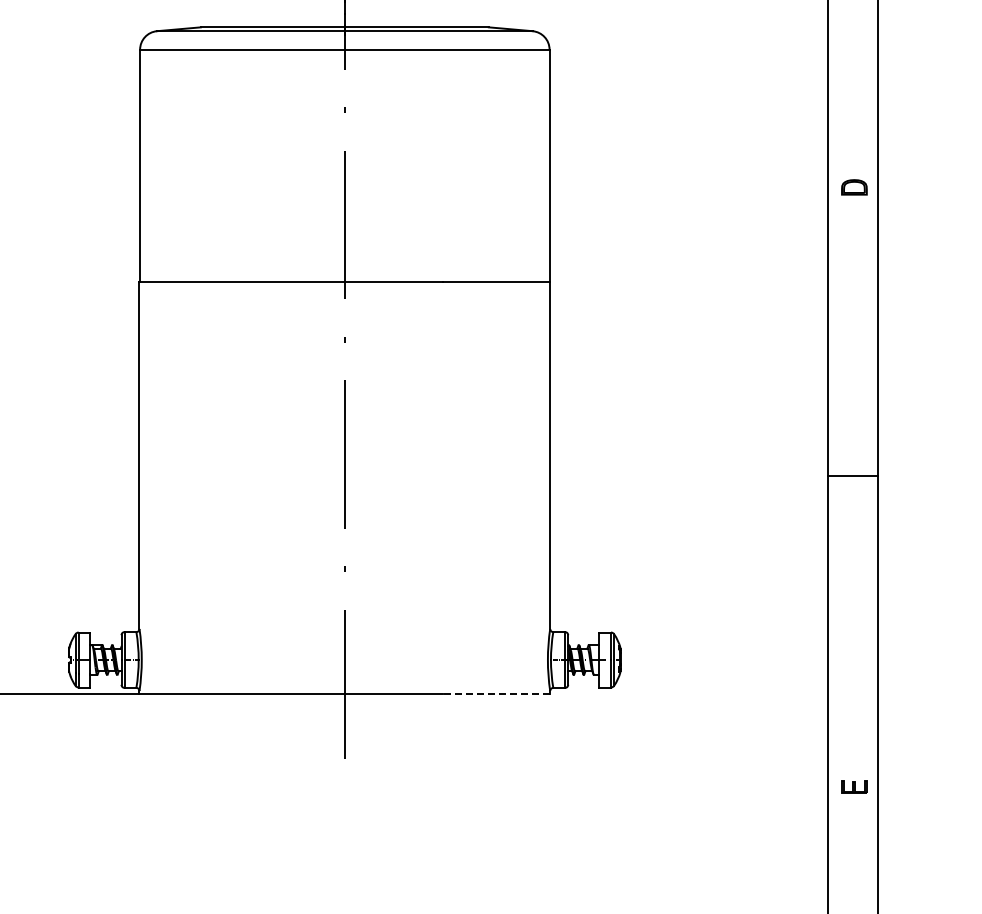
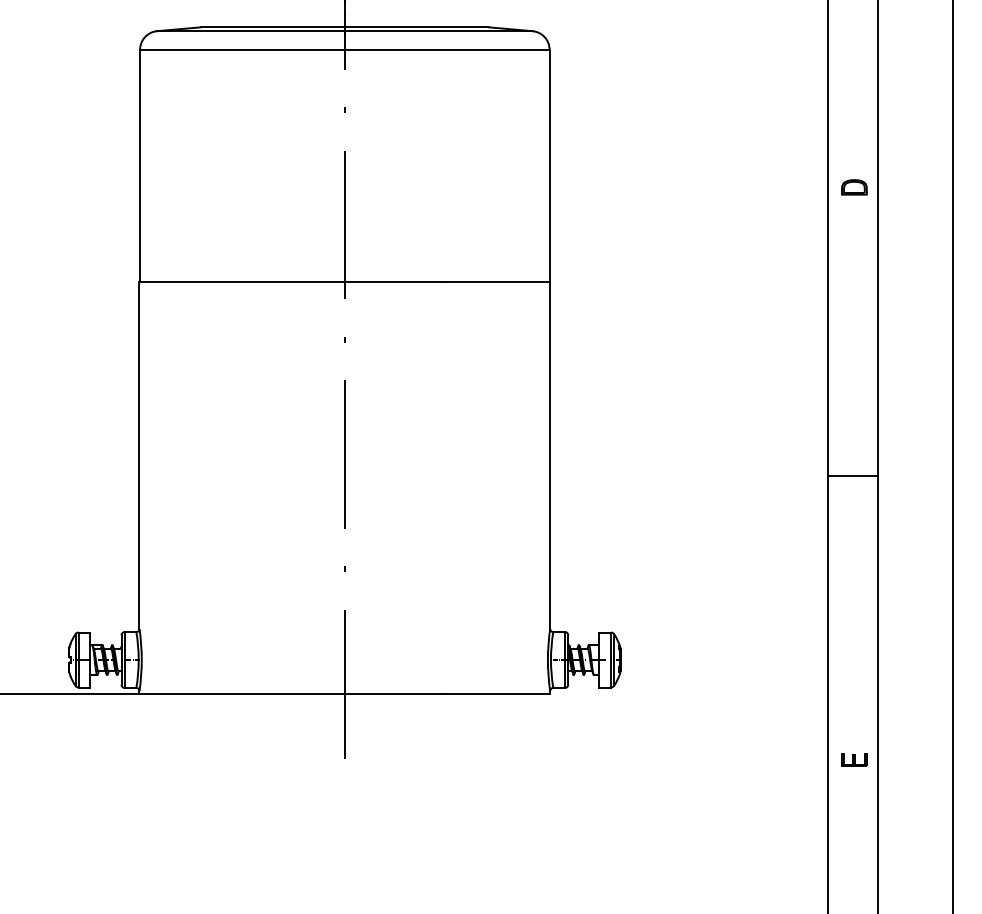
line: none -> present (952, 456)
line: dashed -> solid (496, 694)
part position: (854, 786) -> (854, 759) (854, 759)
